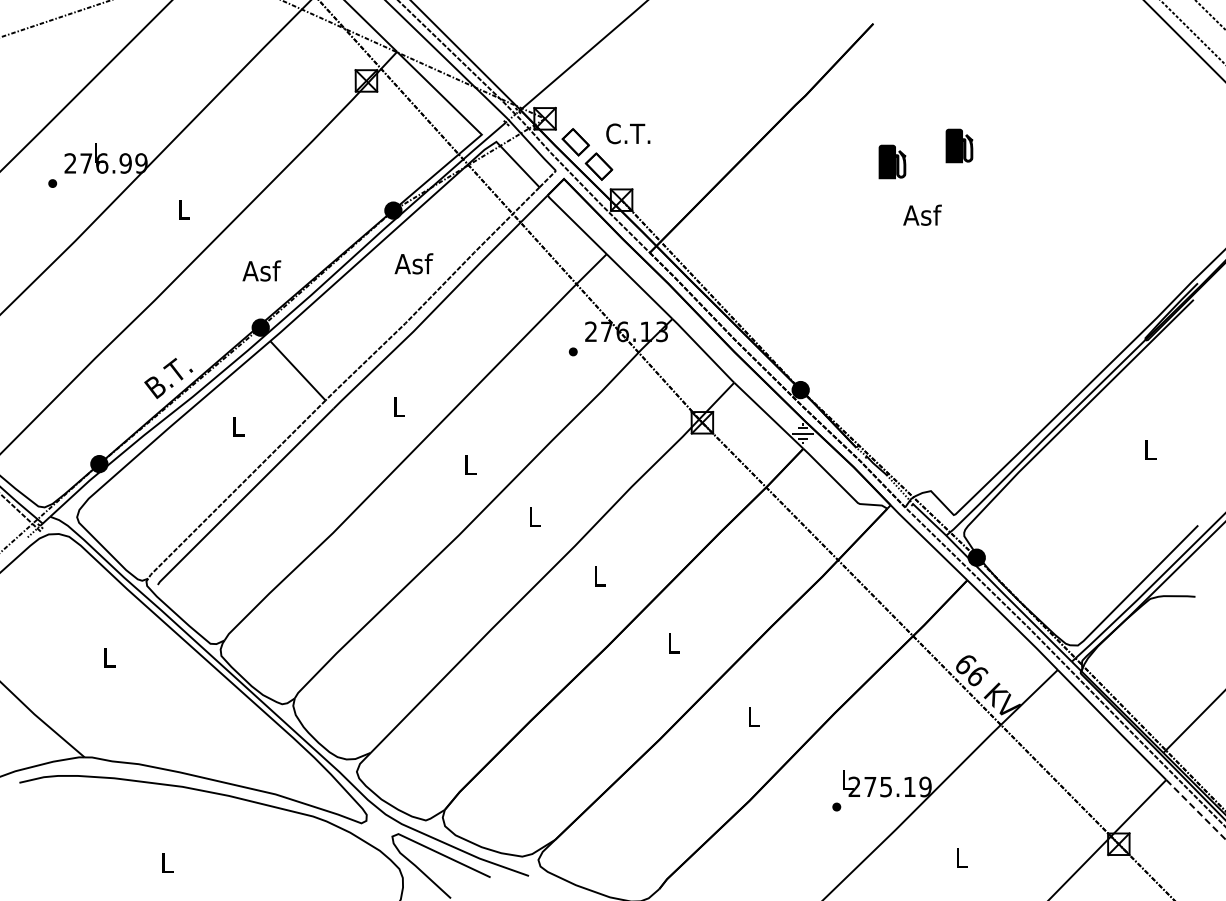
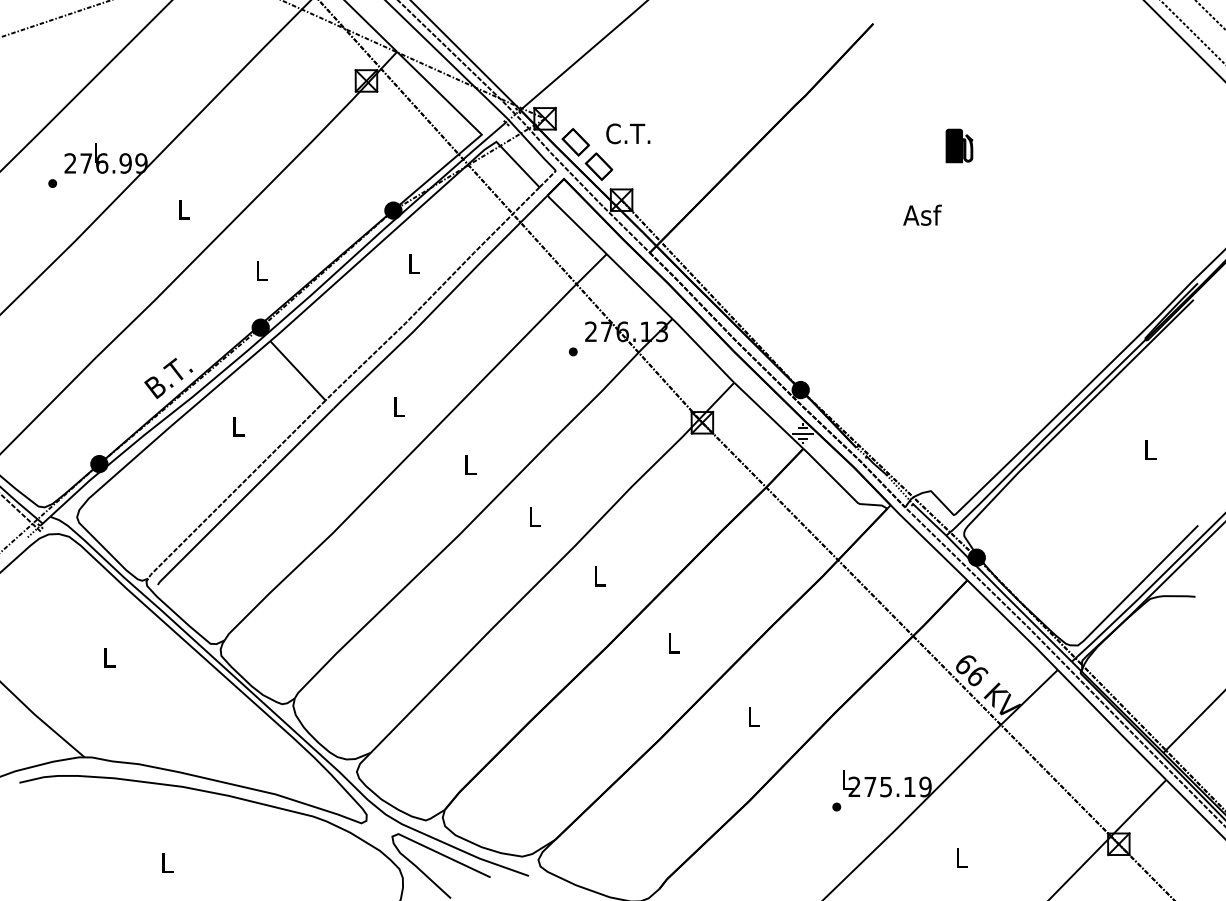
part: present -> none (892, 161)
text: Asf -> L (413, 263)
text: Asf -> L (261, 270)
line: dashed -> solid (1195, 809)
